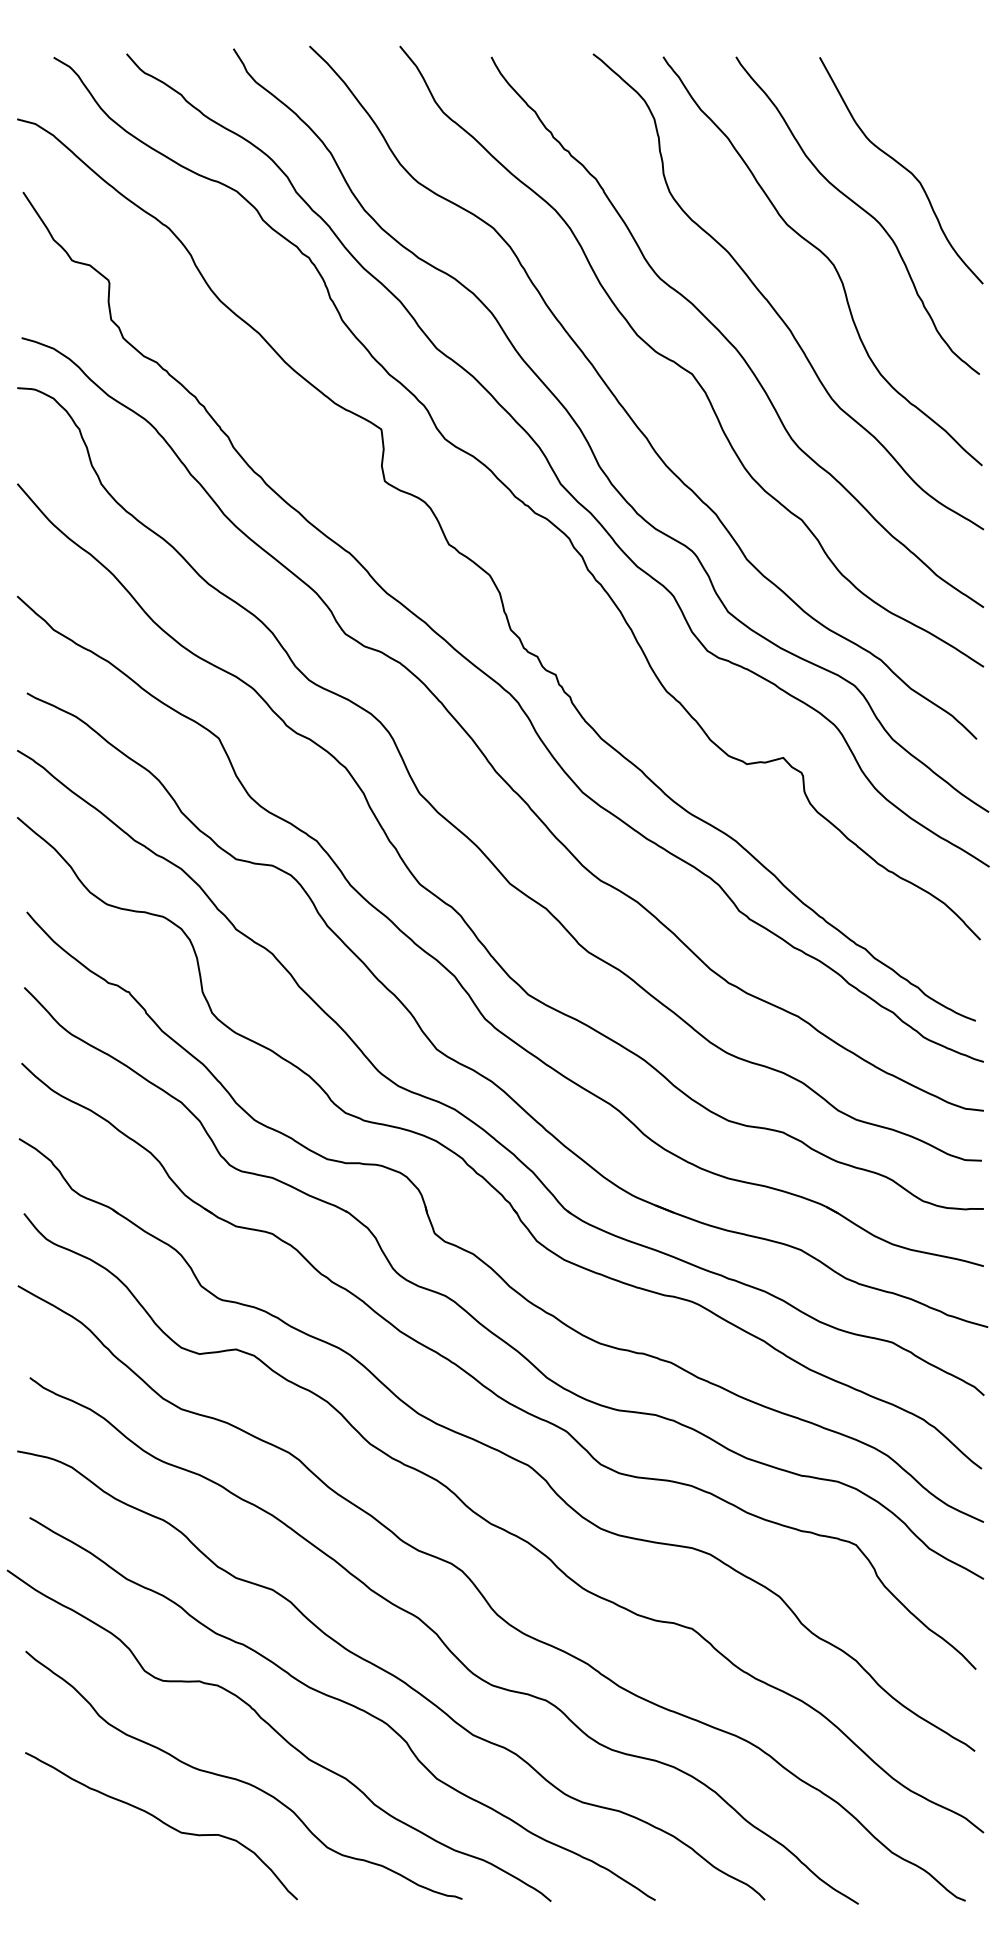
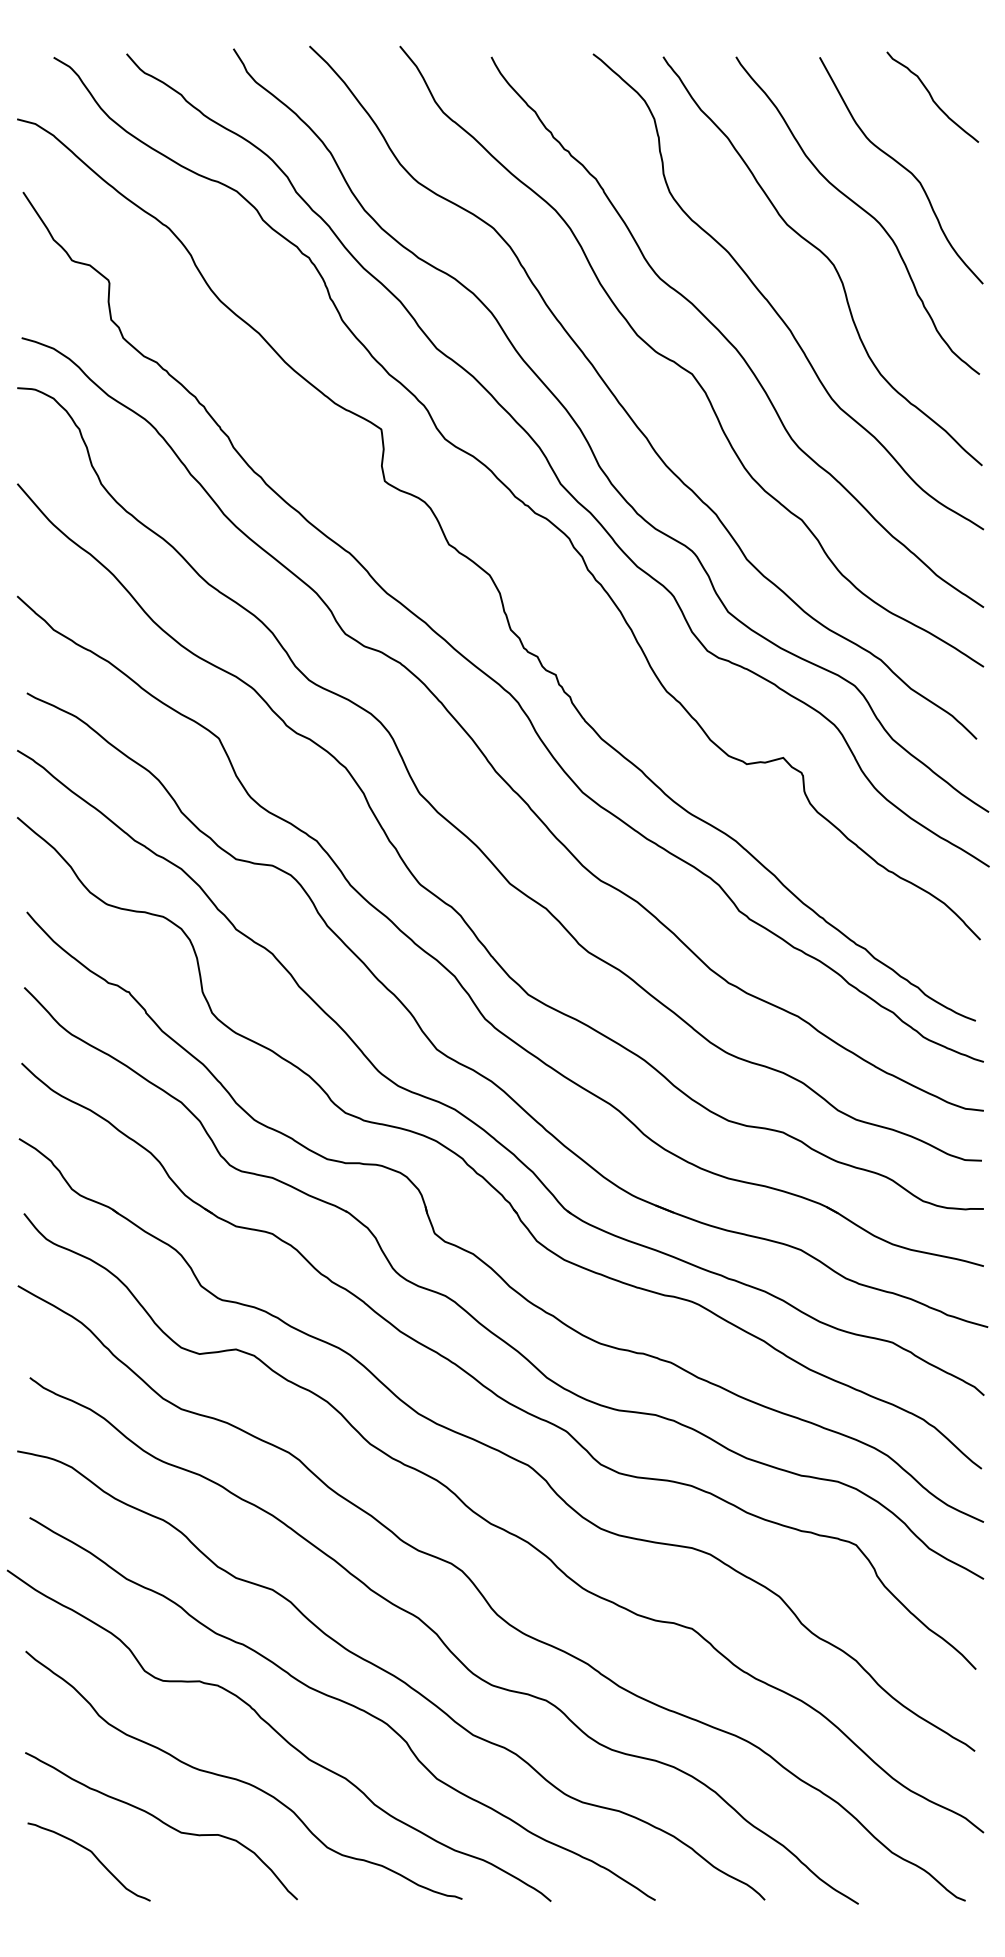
curve: none -> present (932, 96)
curve: none -> present (93, 1855)
